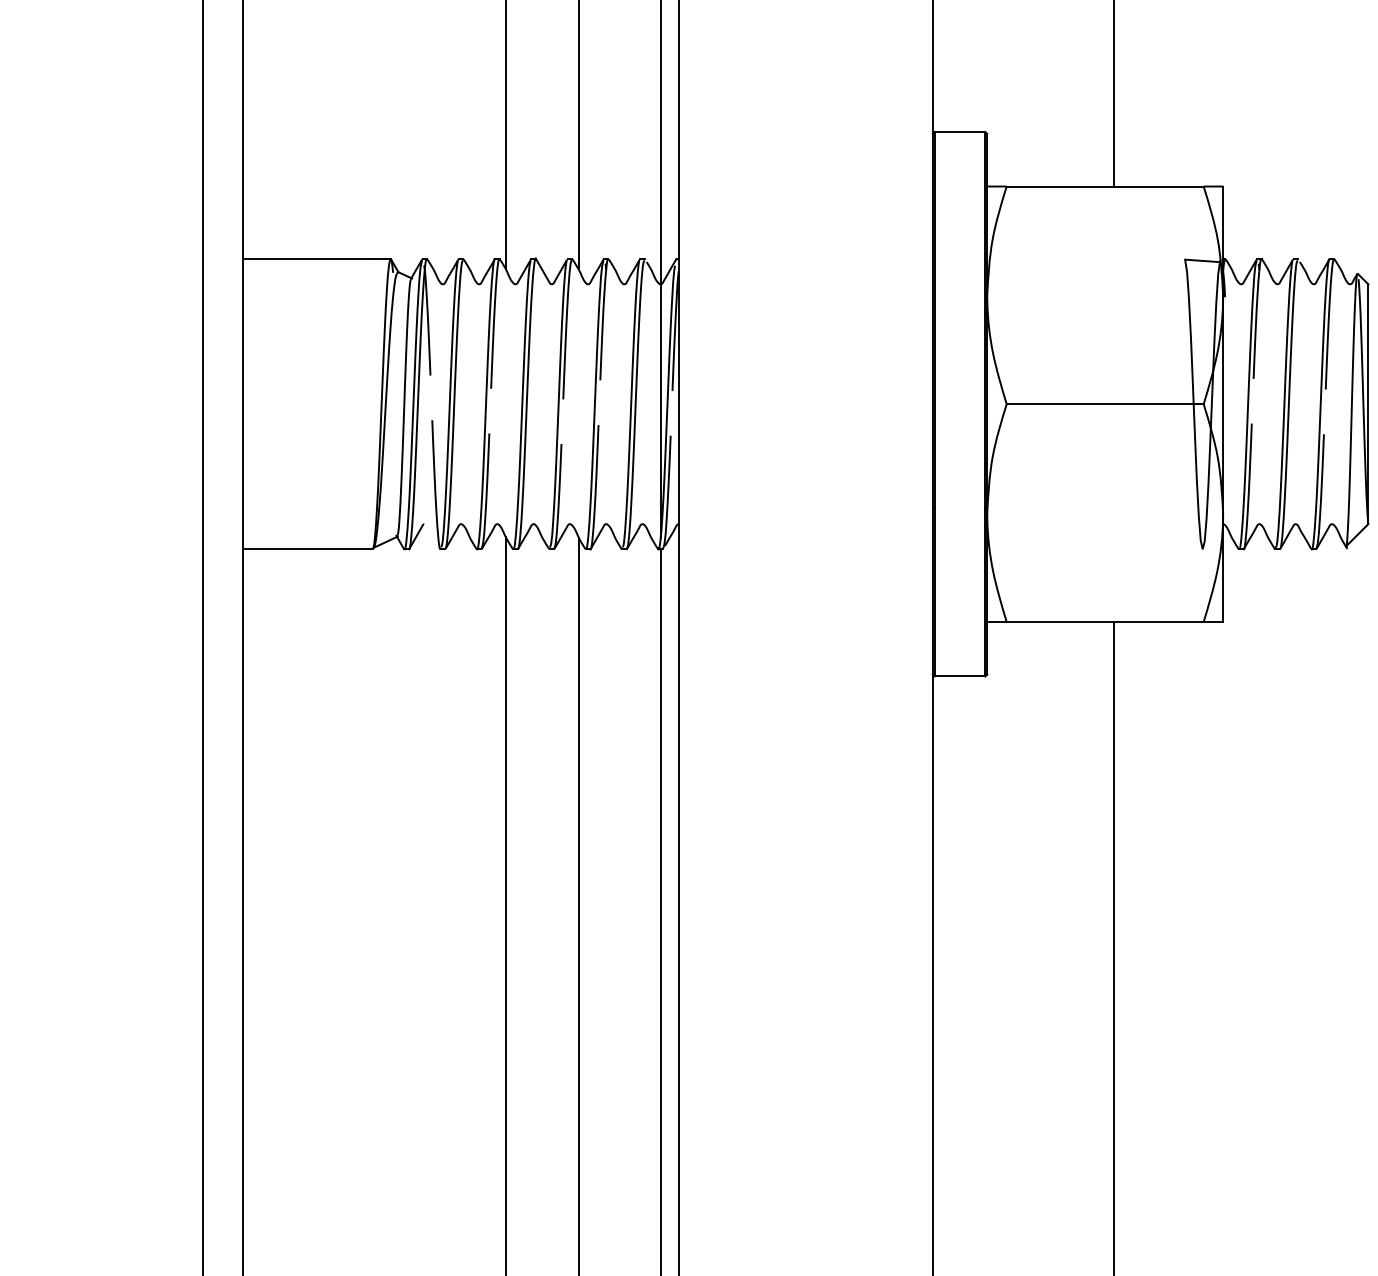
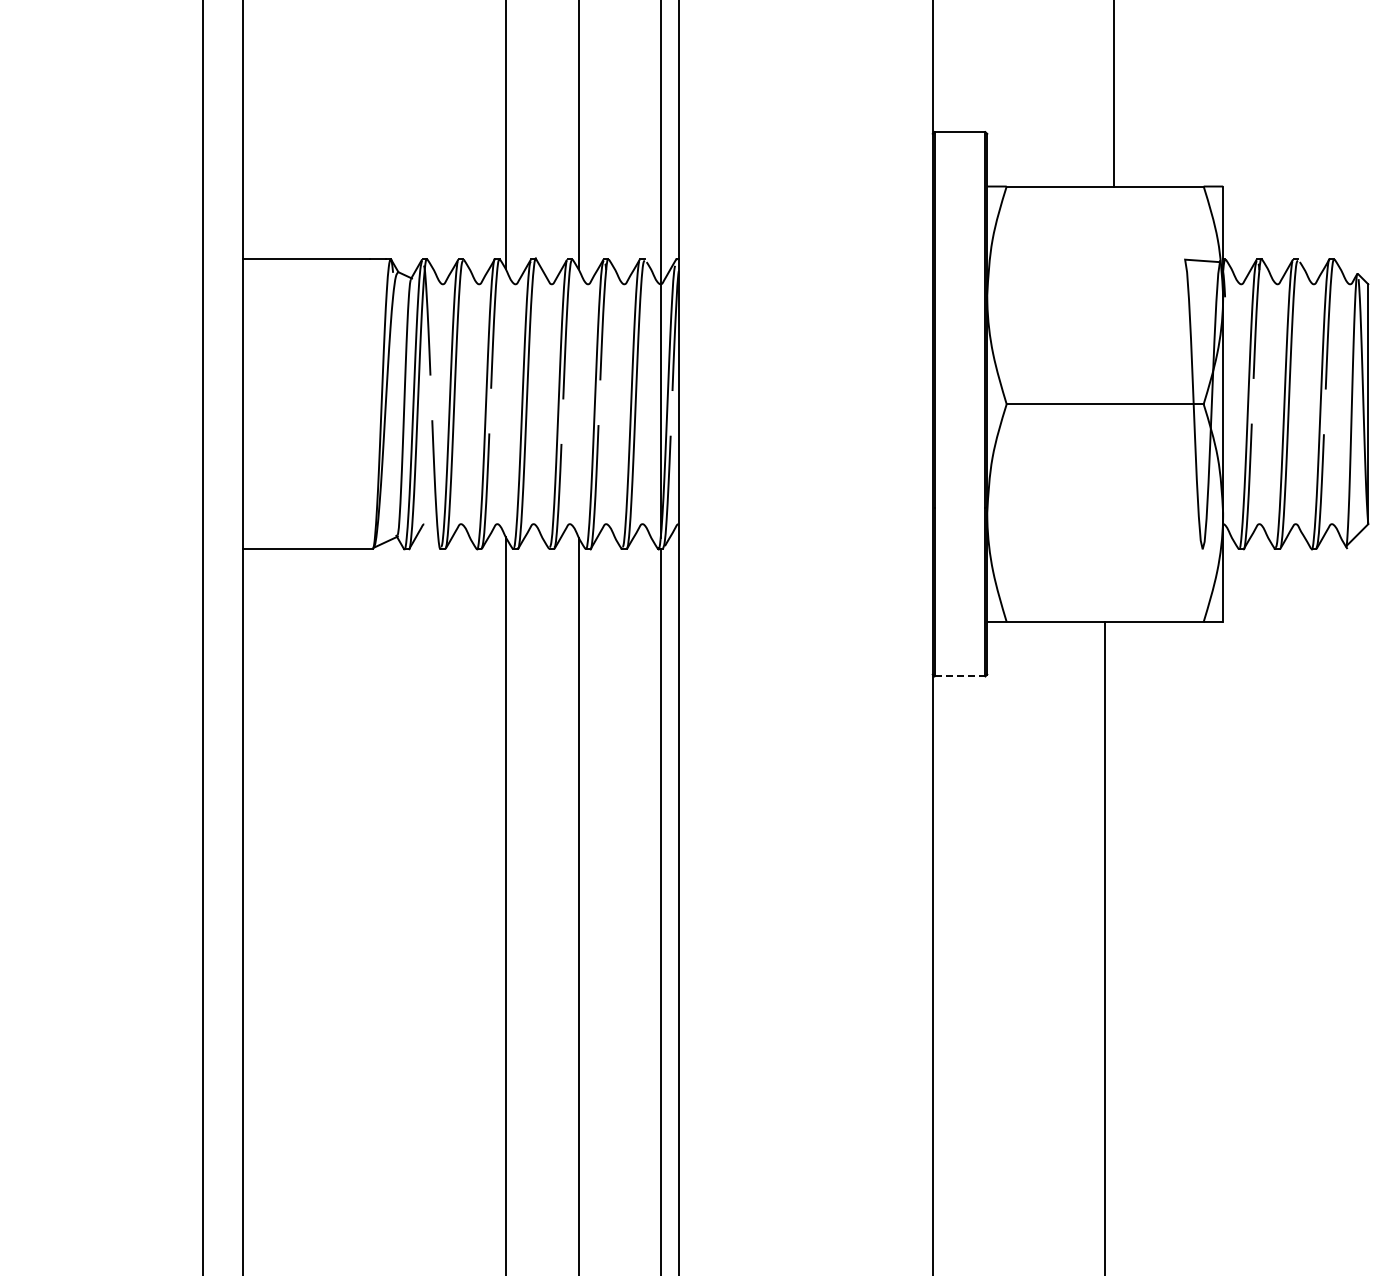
line: solid -> dashed (960, 676)
line position: (1114, 946) -> (1105, 946) (1105, 946)
